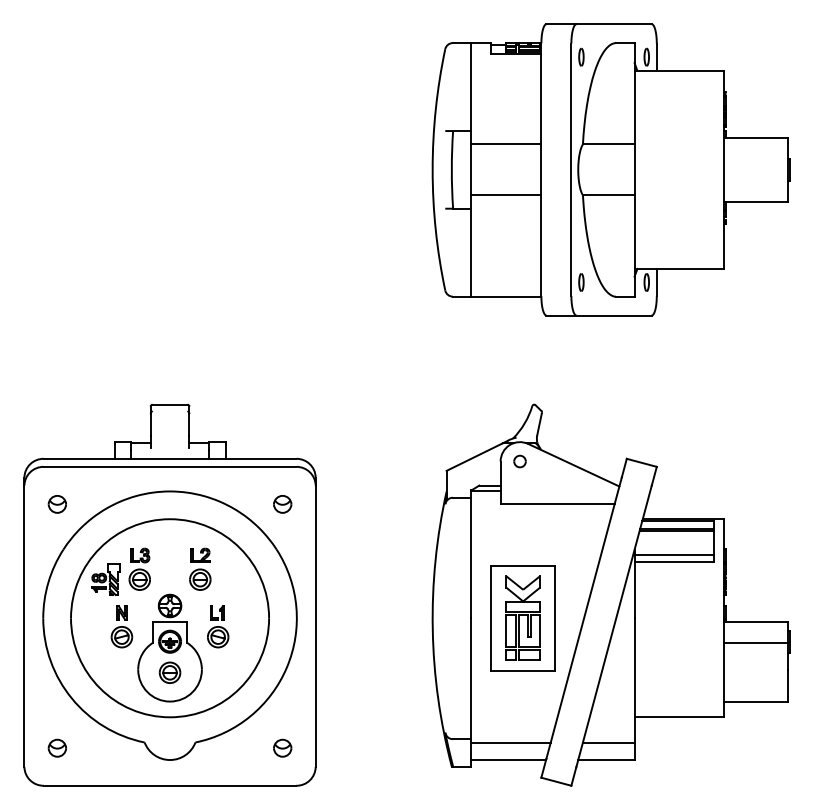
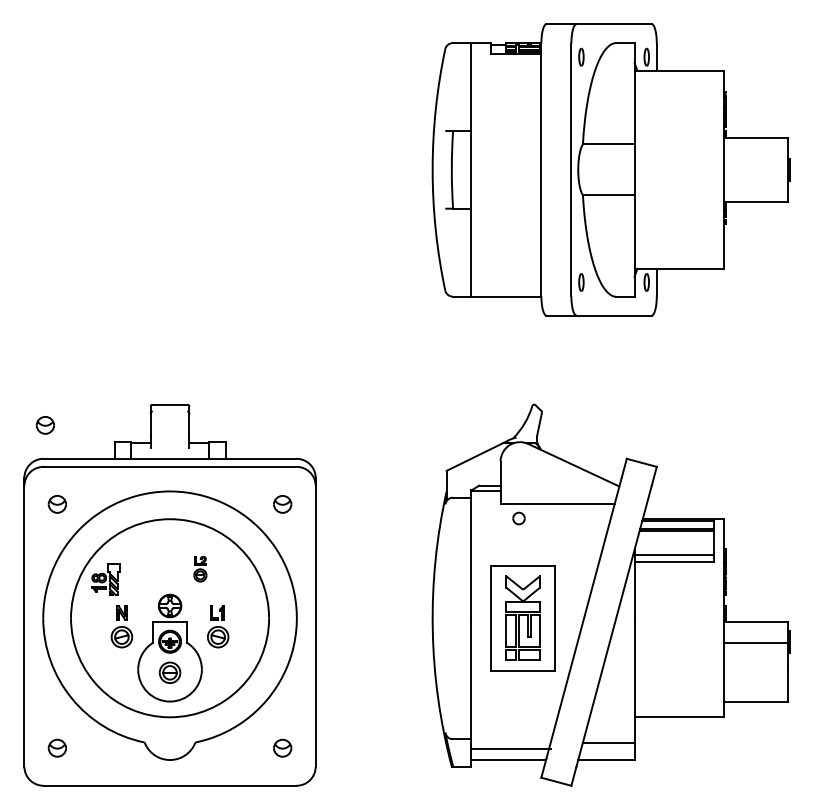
line: present -> none (506, 144)
line: present -> none (506, 195)
part: none -> present (44, 425)
part position: (519, 461) -> (518, 518) (518, 518)
part: present -> none (139, 568)
part size: 23x44 px -> 15x27 px (200, 569)
line position: (510, 742) -> (510, 748) (510, 748)
